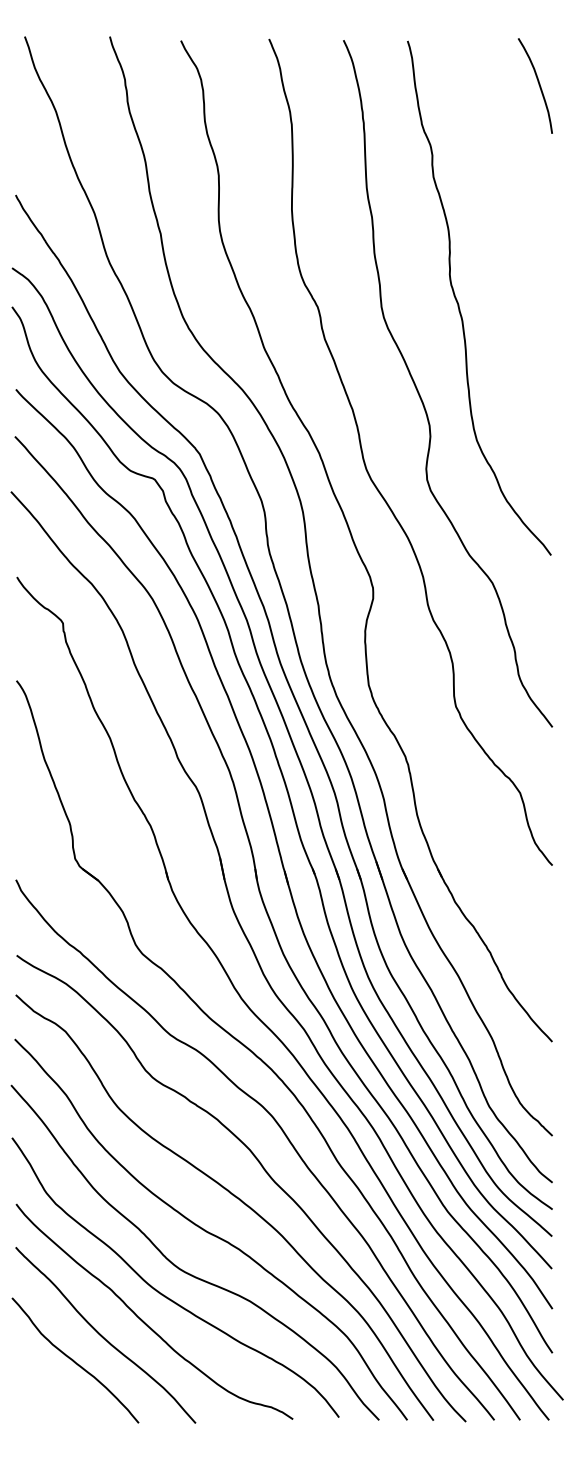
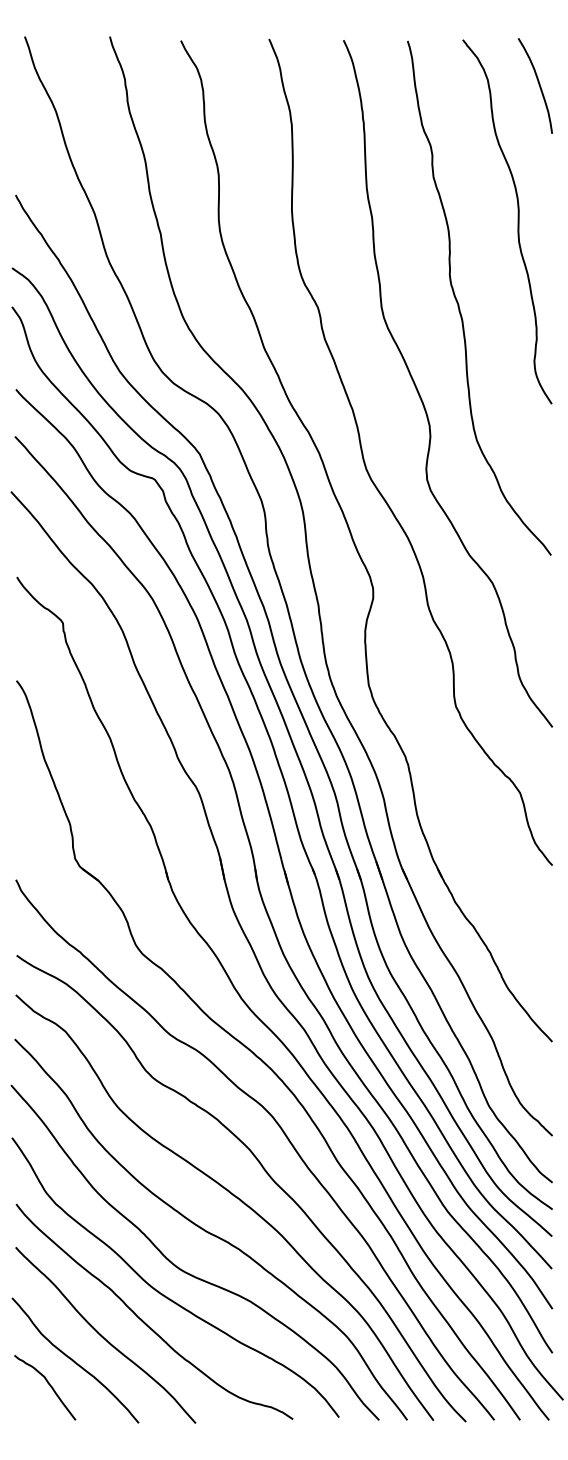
curve: none -> present (517, 221)
curve: none -> present (48, 1384)
